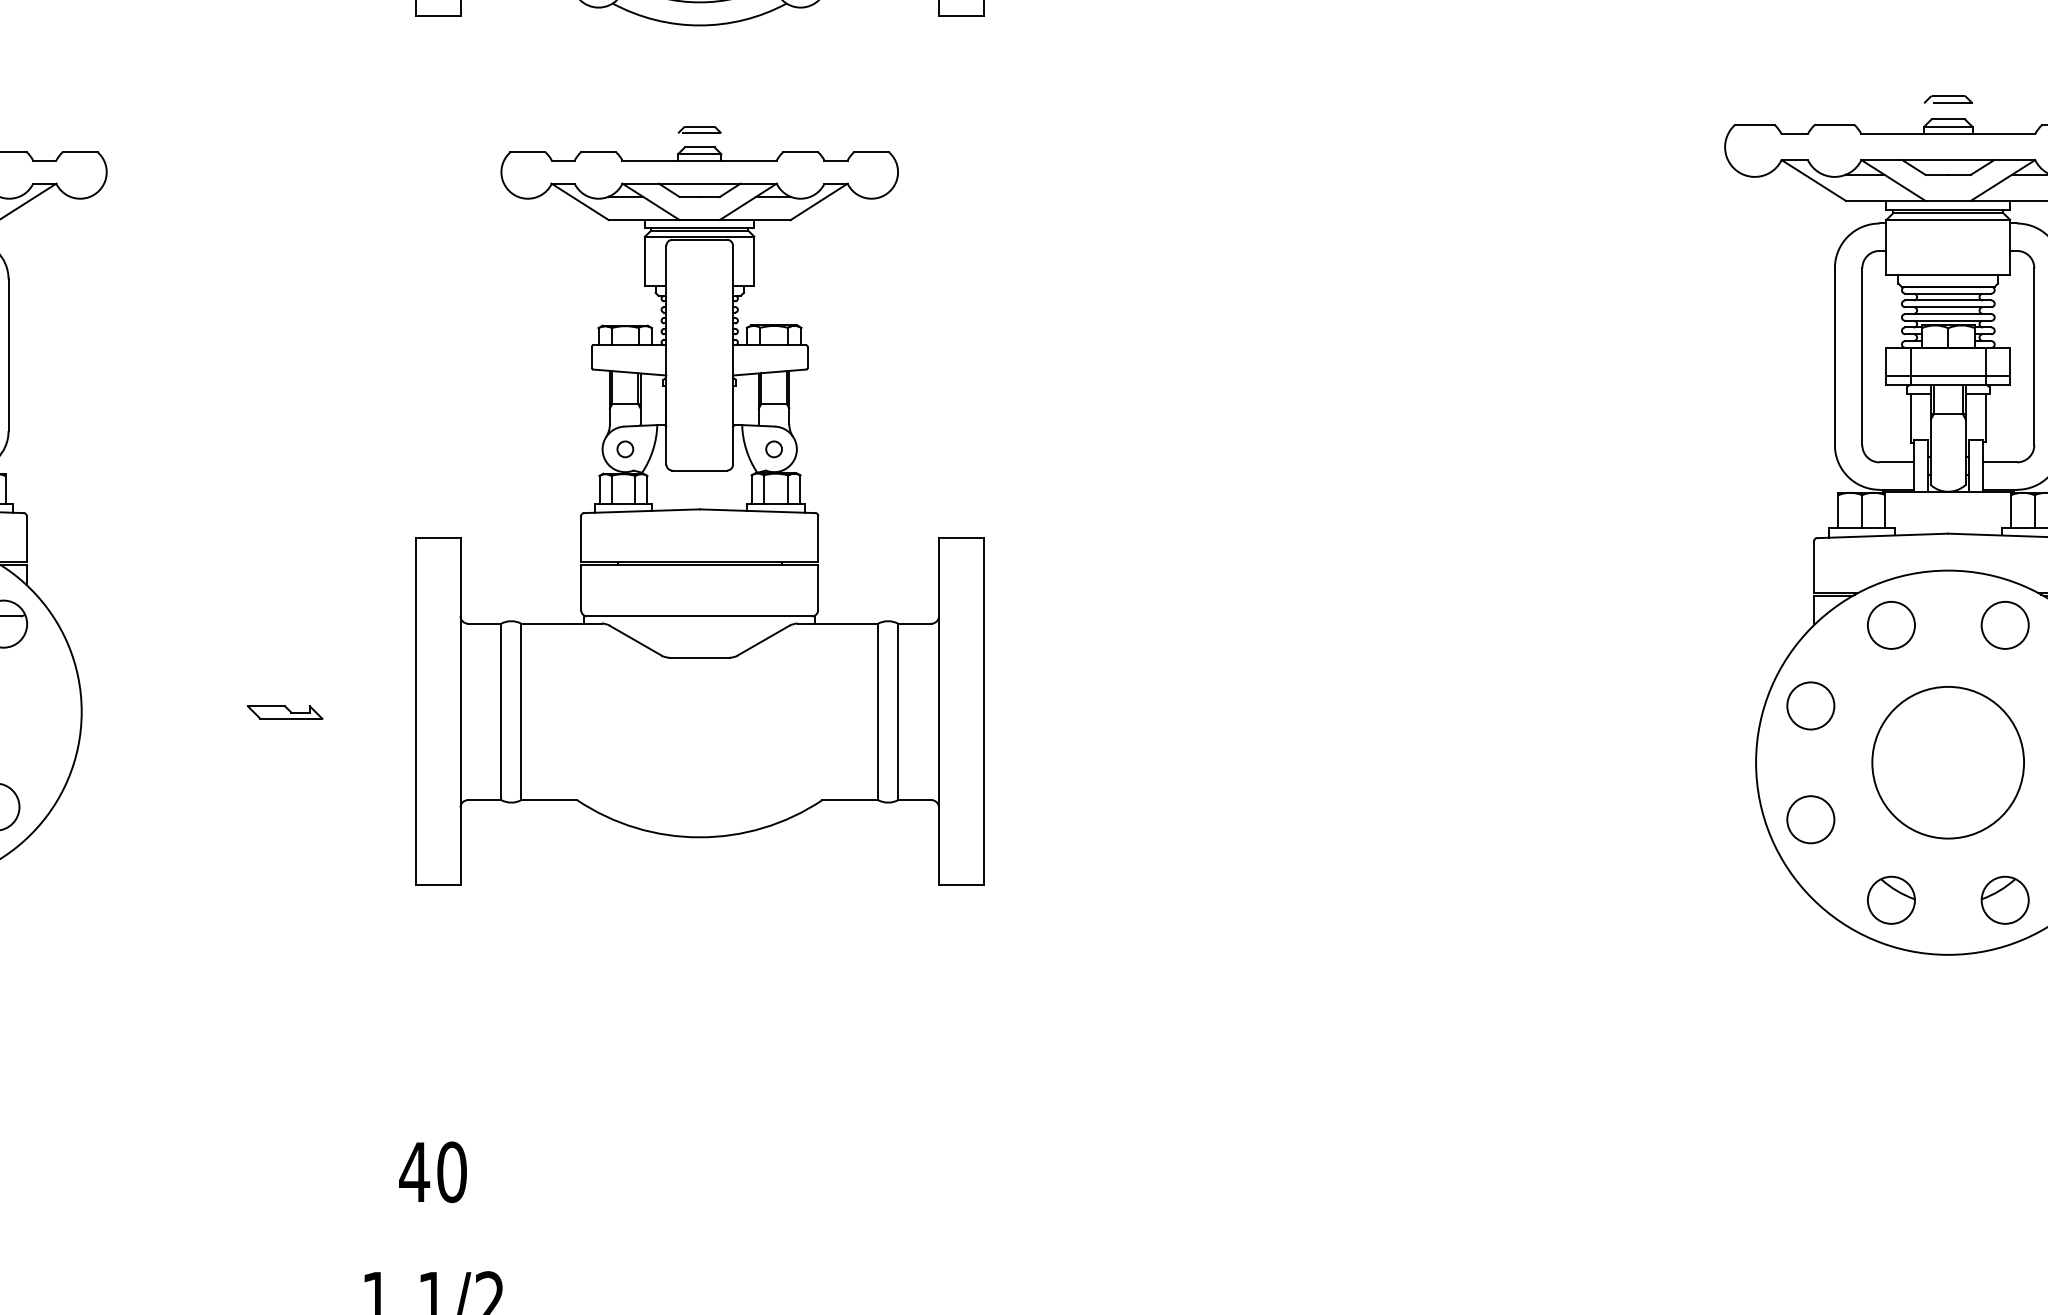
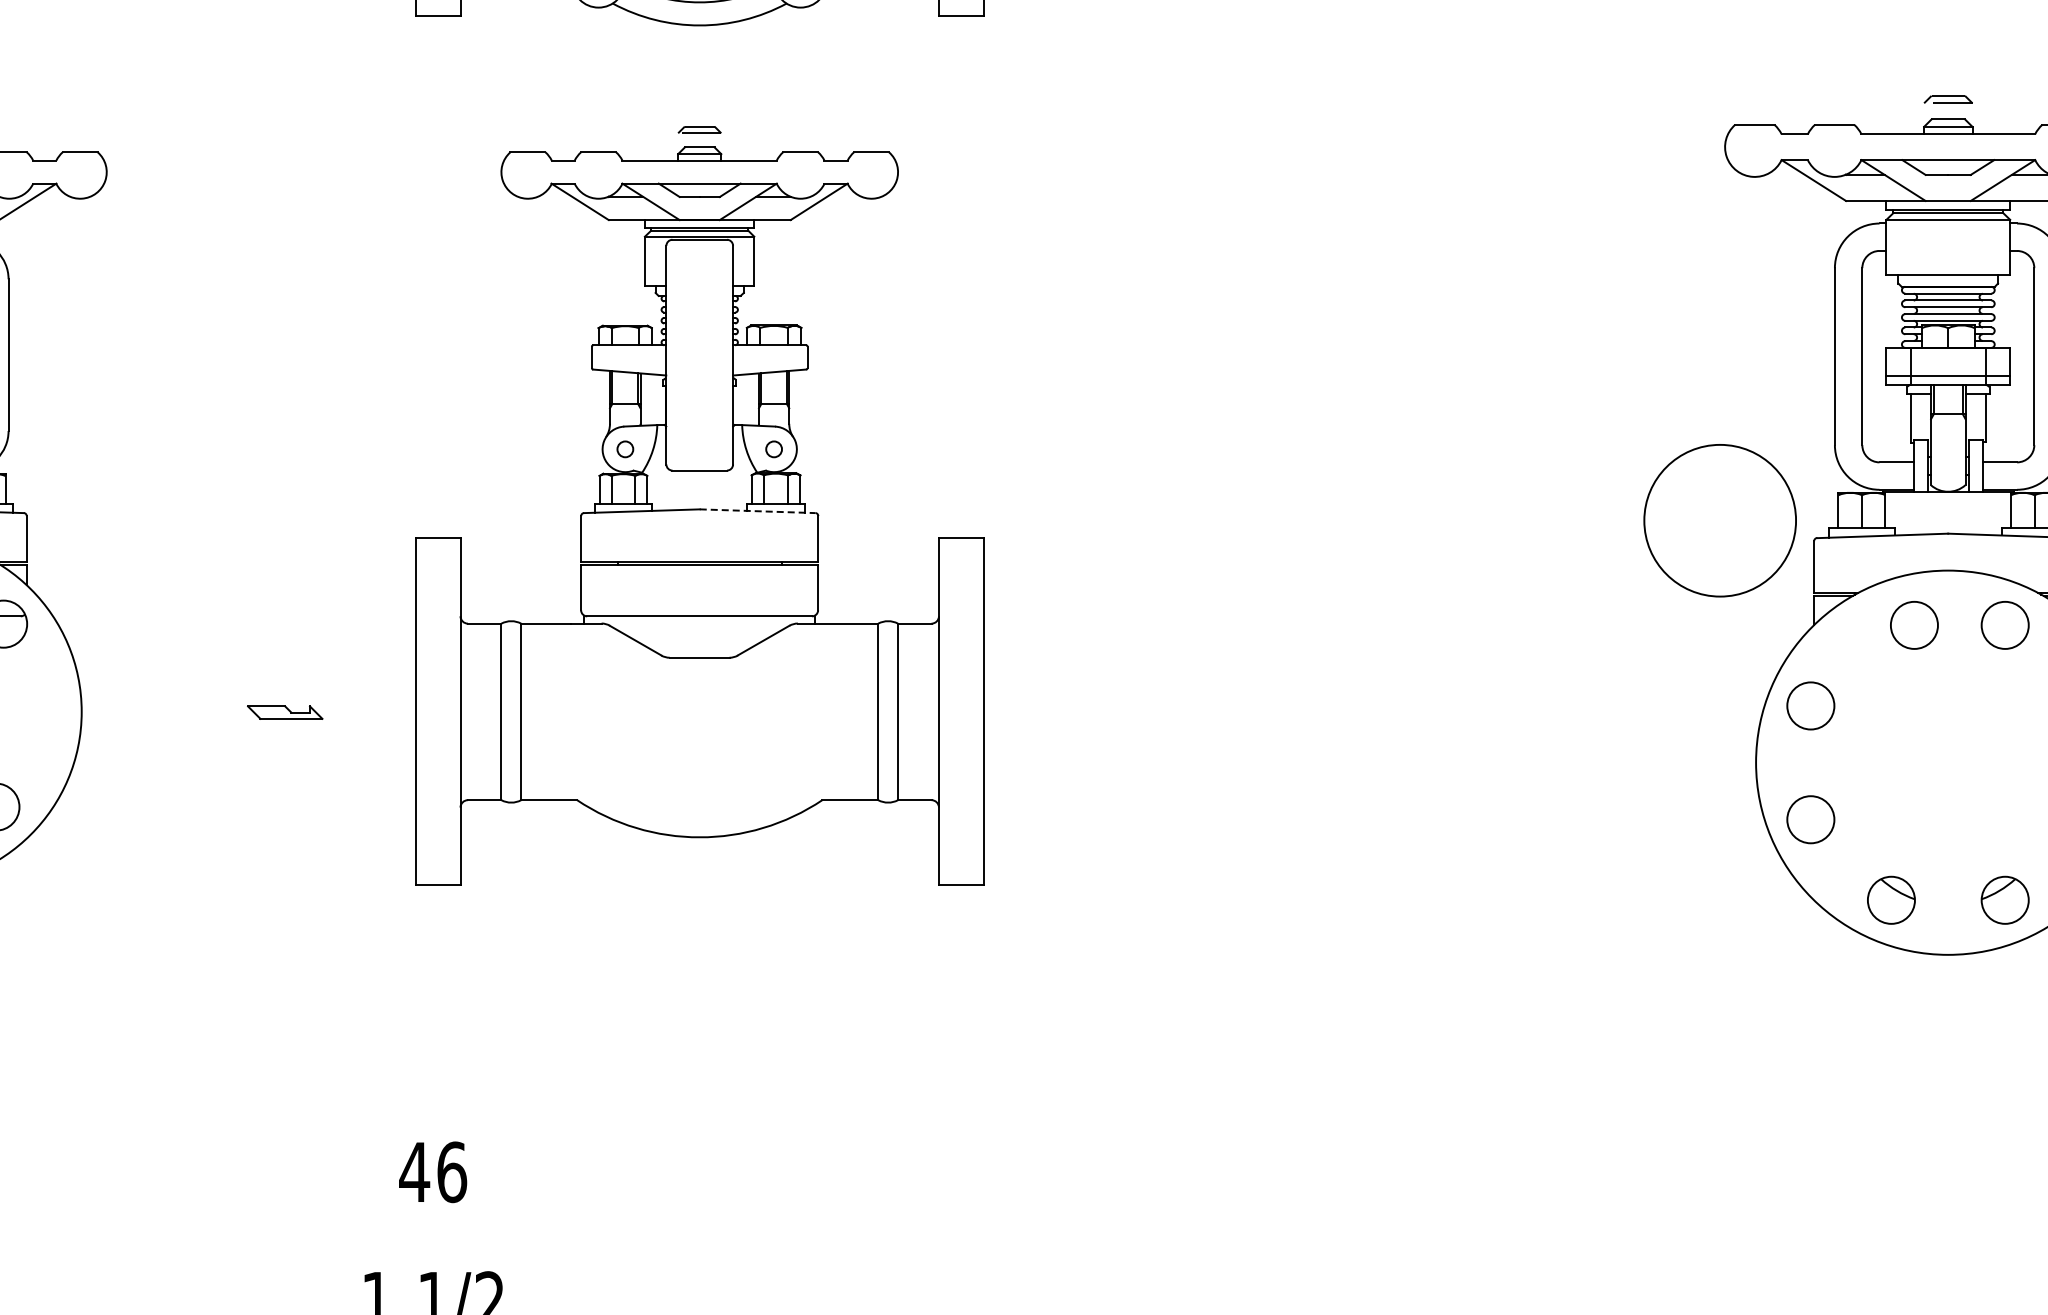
line: solid -> dashed (757, 511)
circle position: (1891, 625) -> (1914, 625) (1914, 625)
circle position: (1947, 762) -> (1719, 520) (1719, 520)
text: 40 -> 46 (452, 1171)
